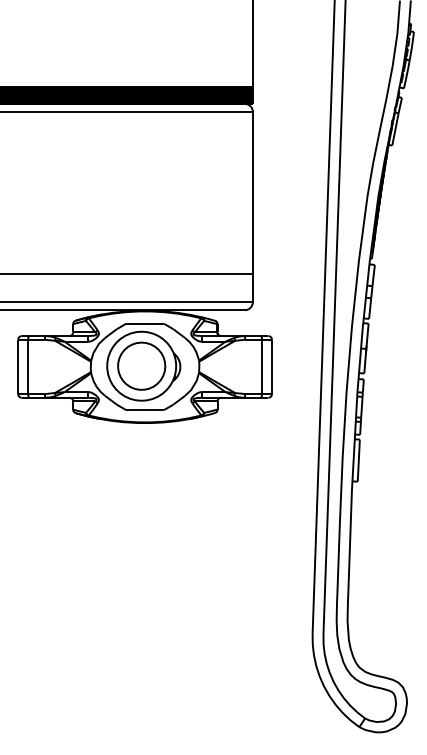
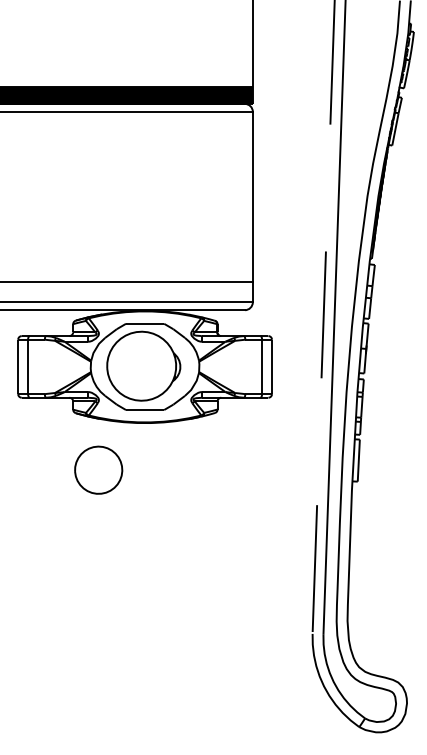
line position: (127, 274) -> (127, 282) (127, 282)
line: solid -> dashed (323, 317)
part position: (141, 365) -> (98, 469) (98, 469)
